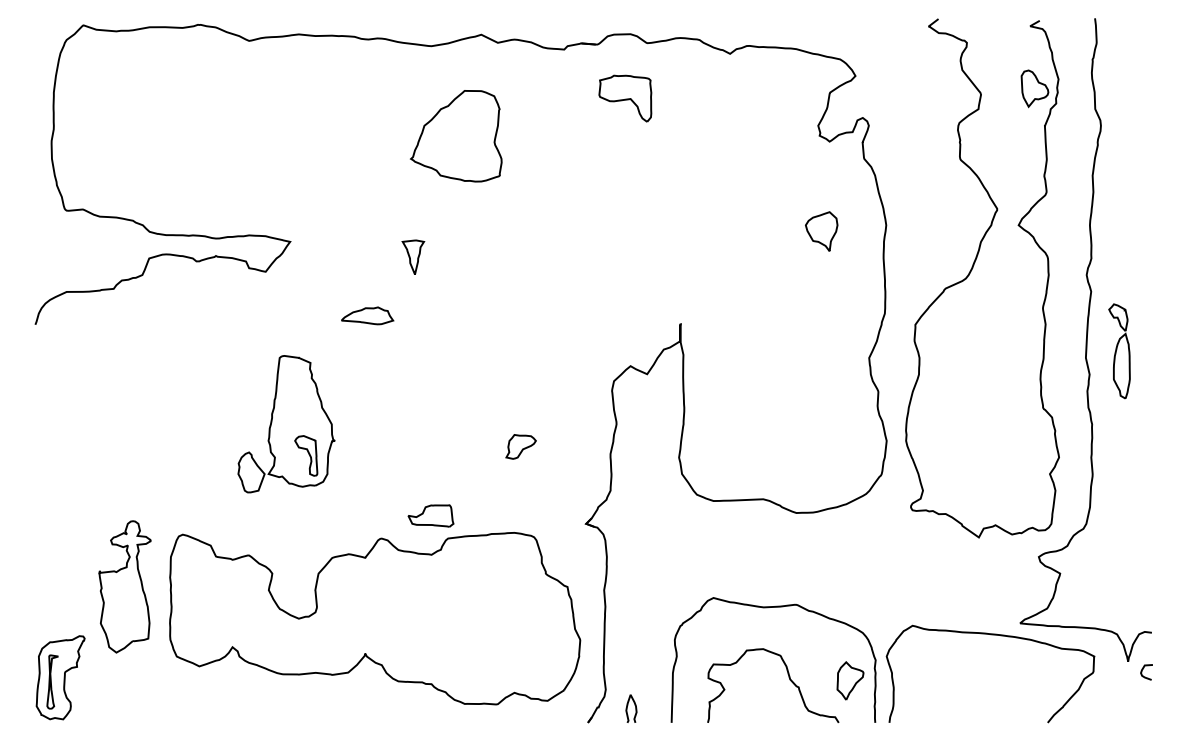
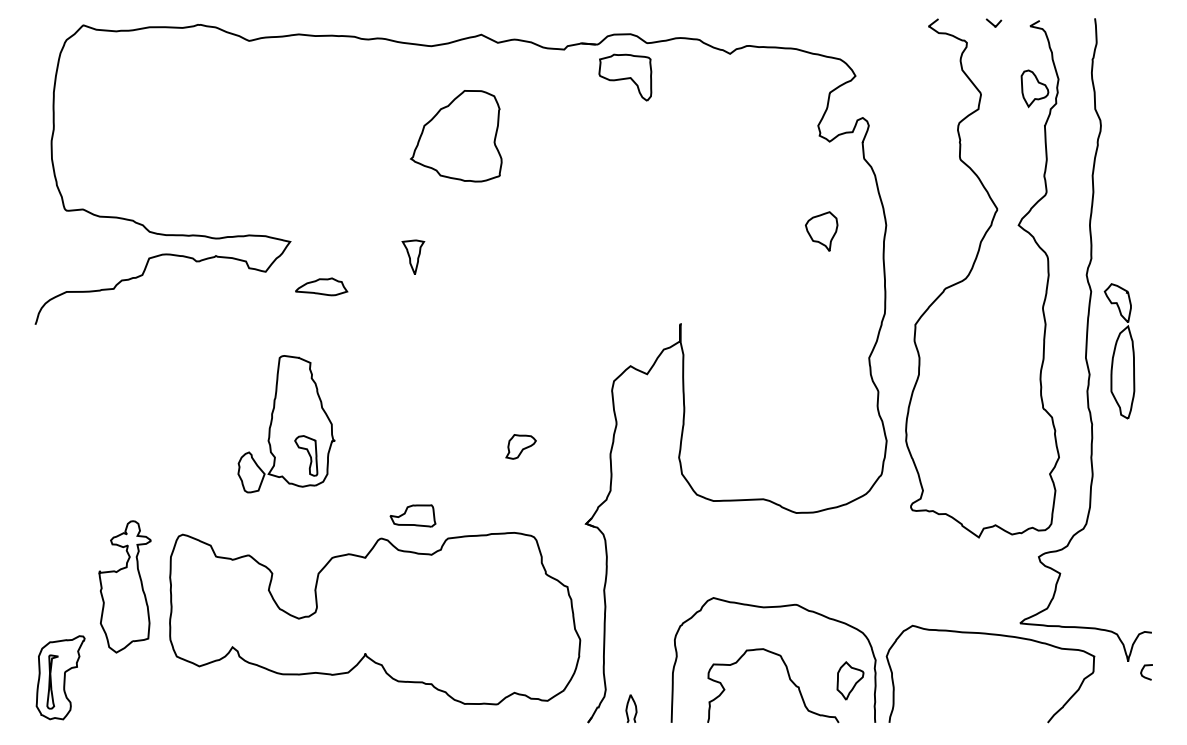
curve: none -> present (993, 23)
part position: (625, 98) -> (625, 77) (625, 77)
part position: (367, 315) -> (321, 286) (321, 286)
part size: 23x97 px -> 33x137 px (1119, 351)
part position: (430, 515) -> (412, 515) (412, 515)
